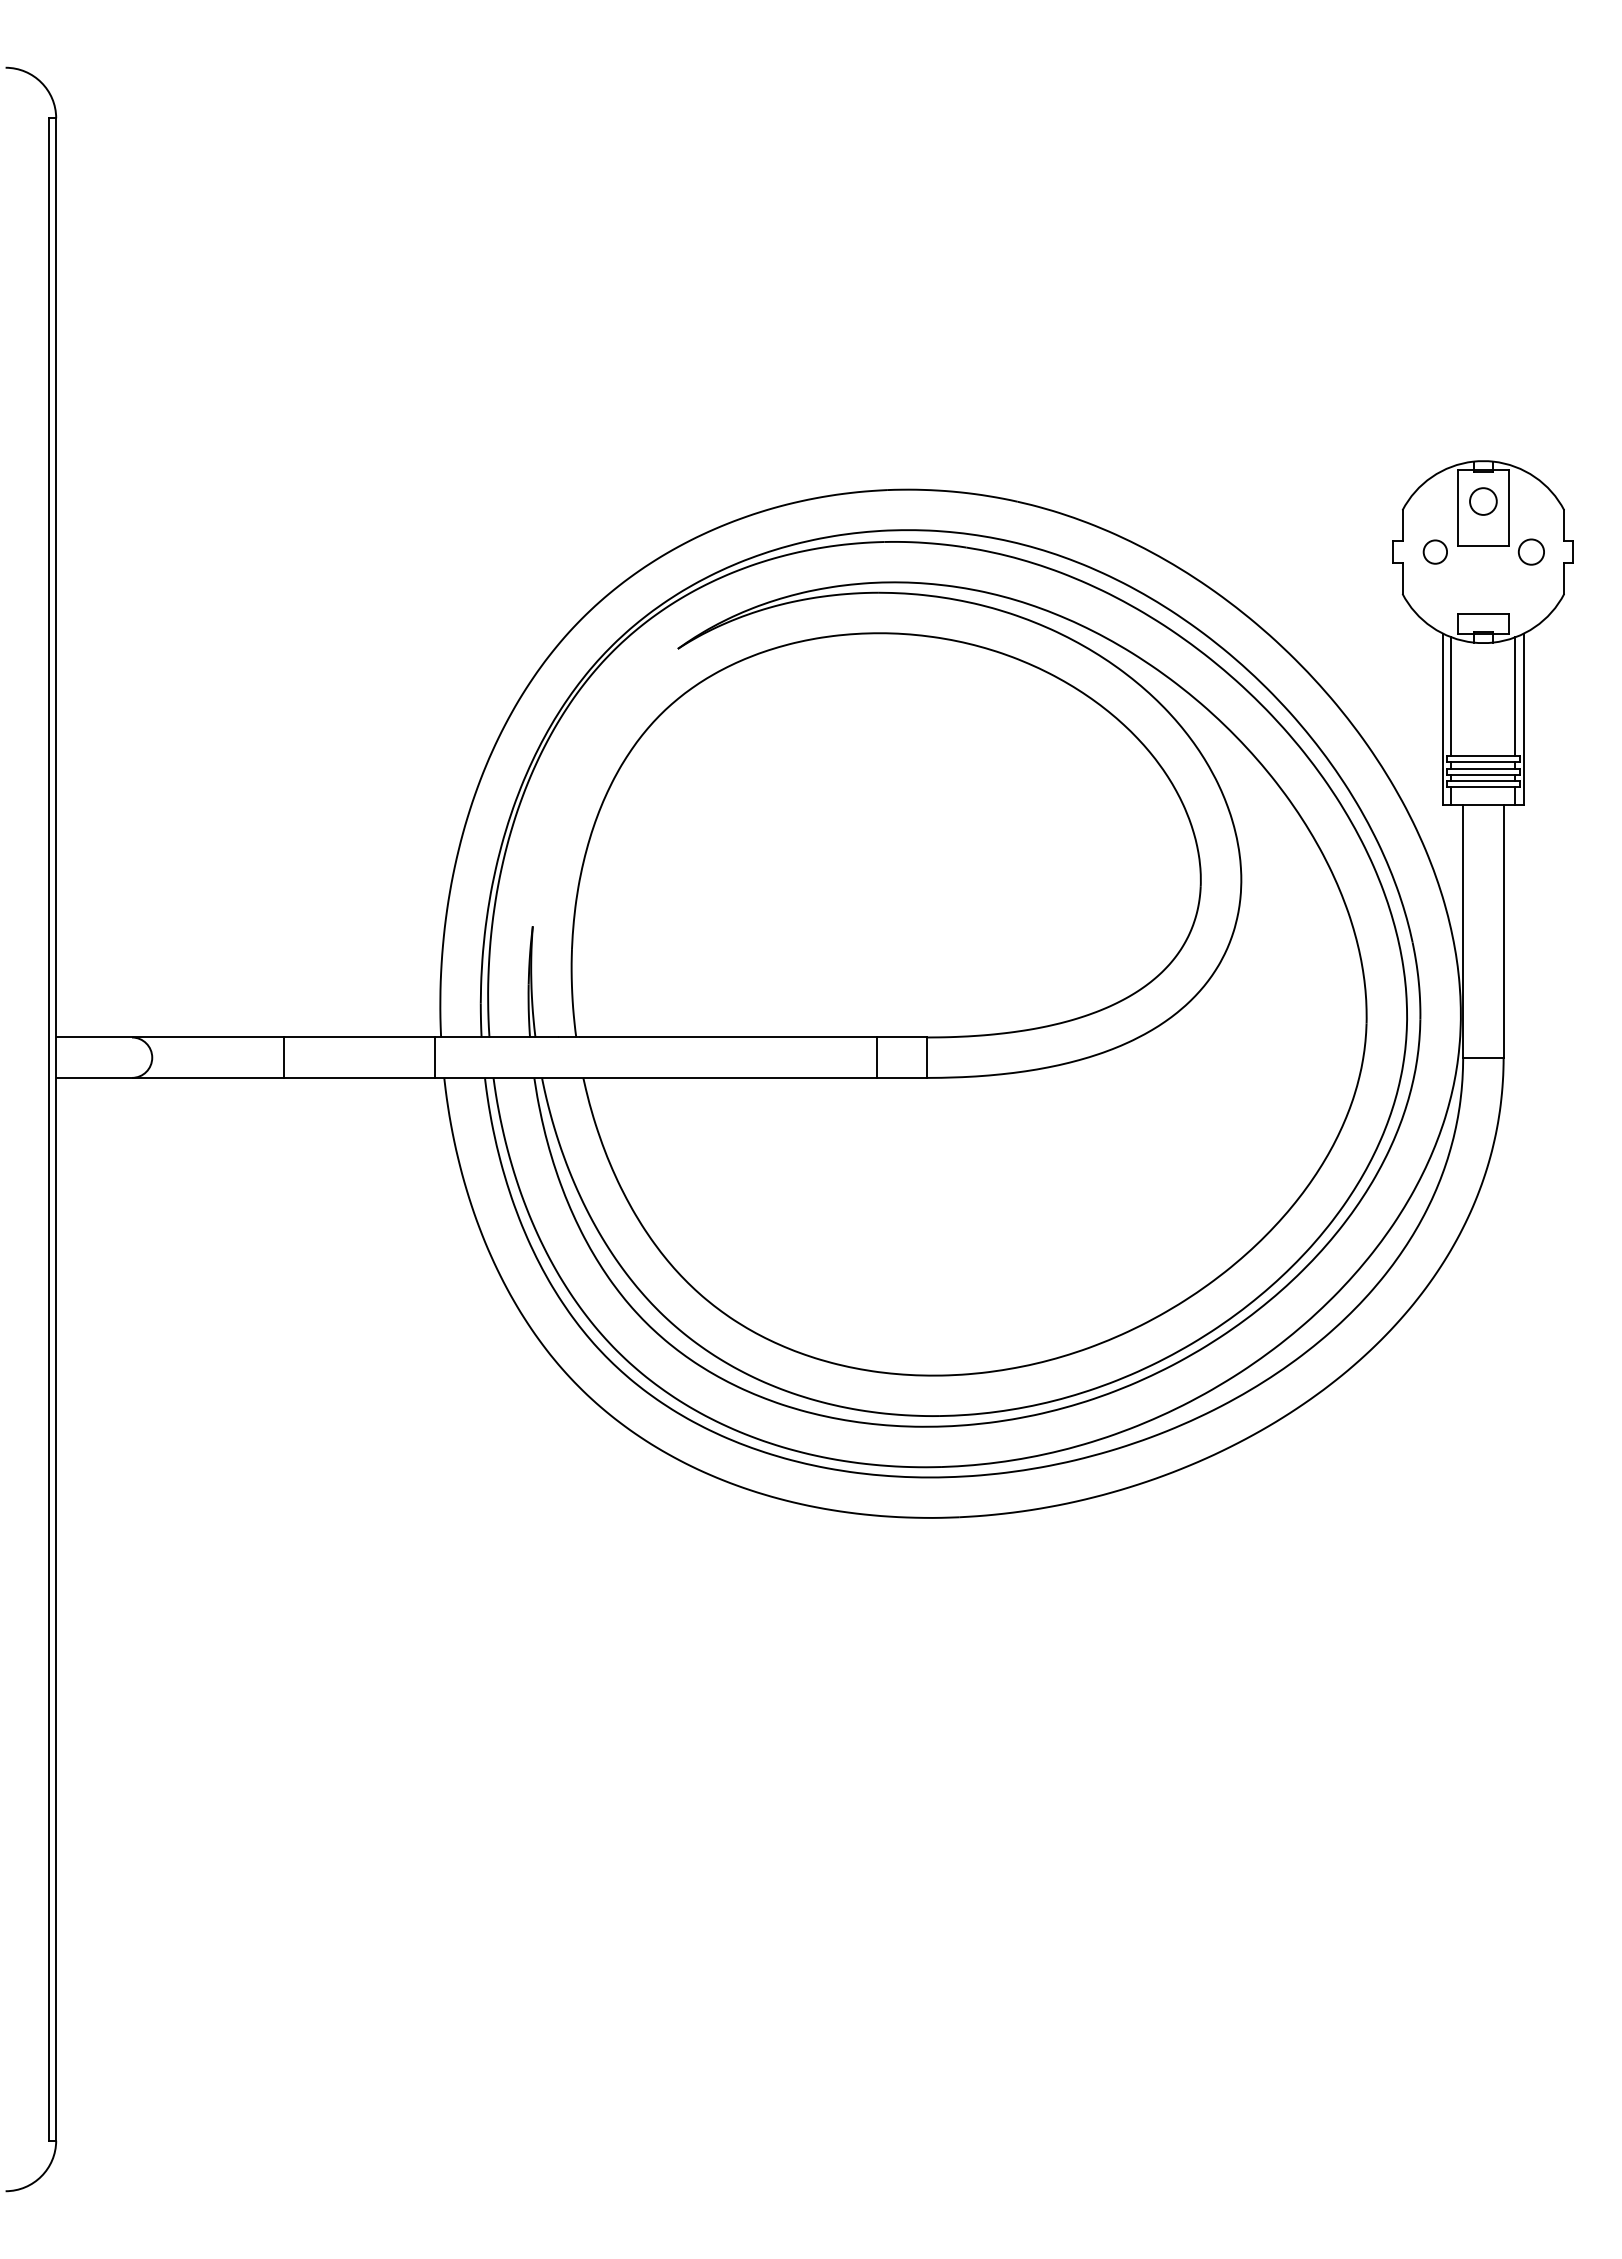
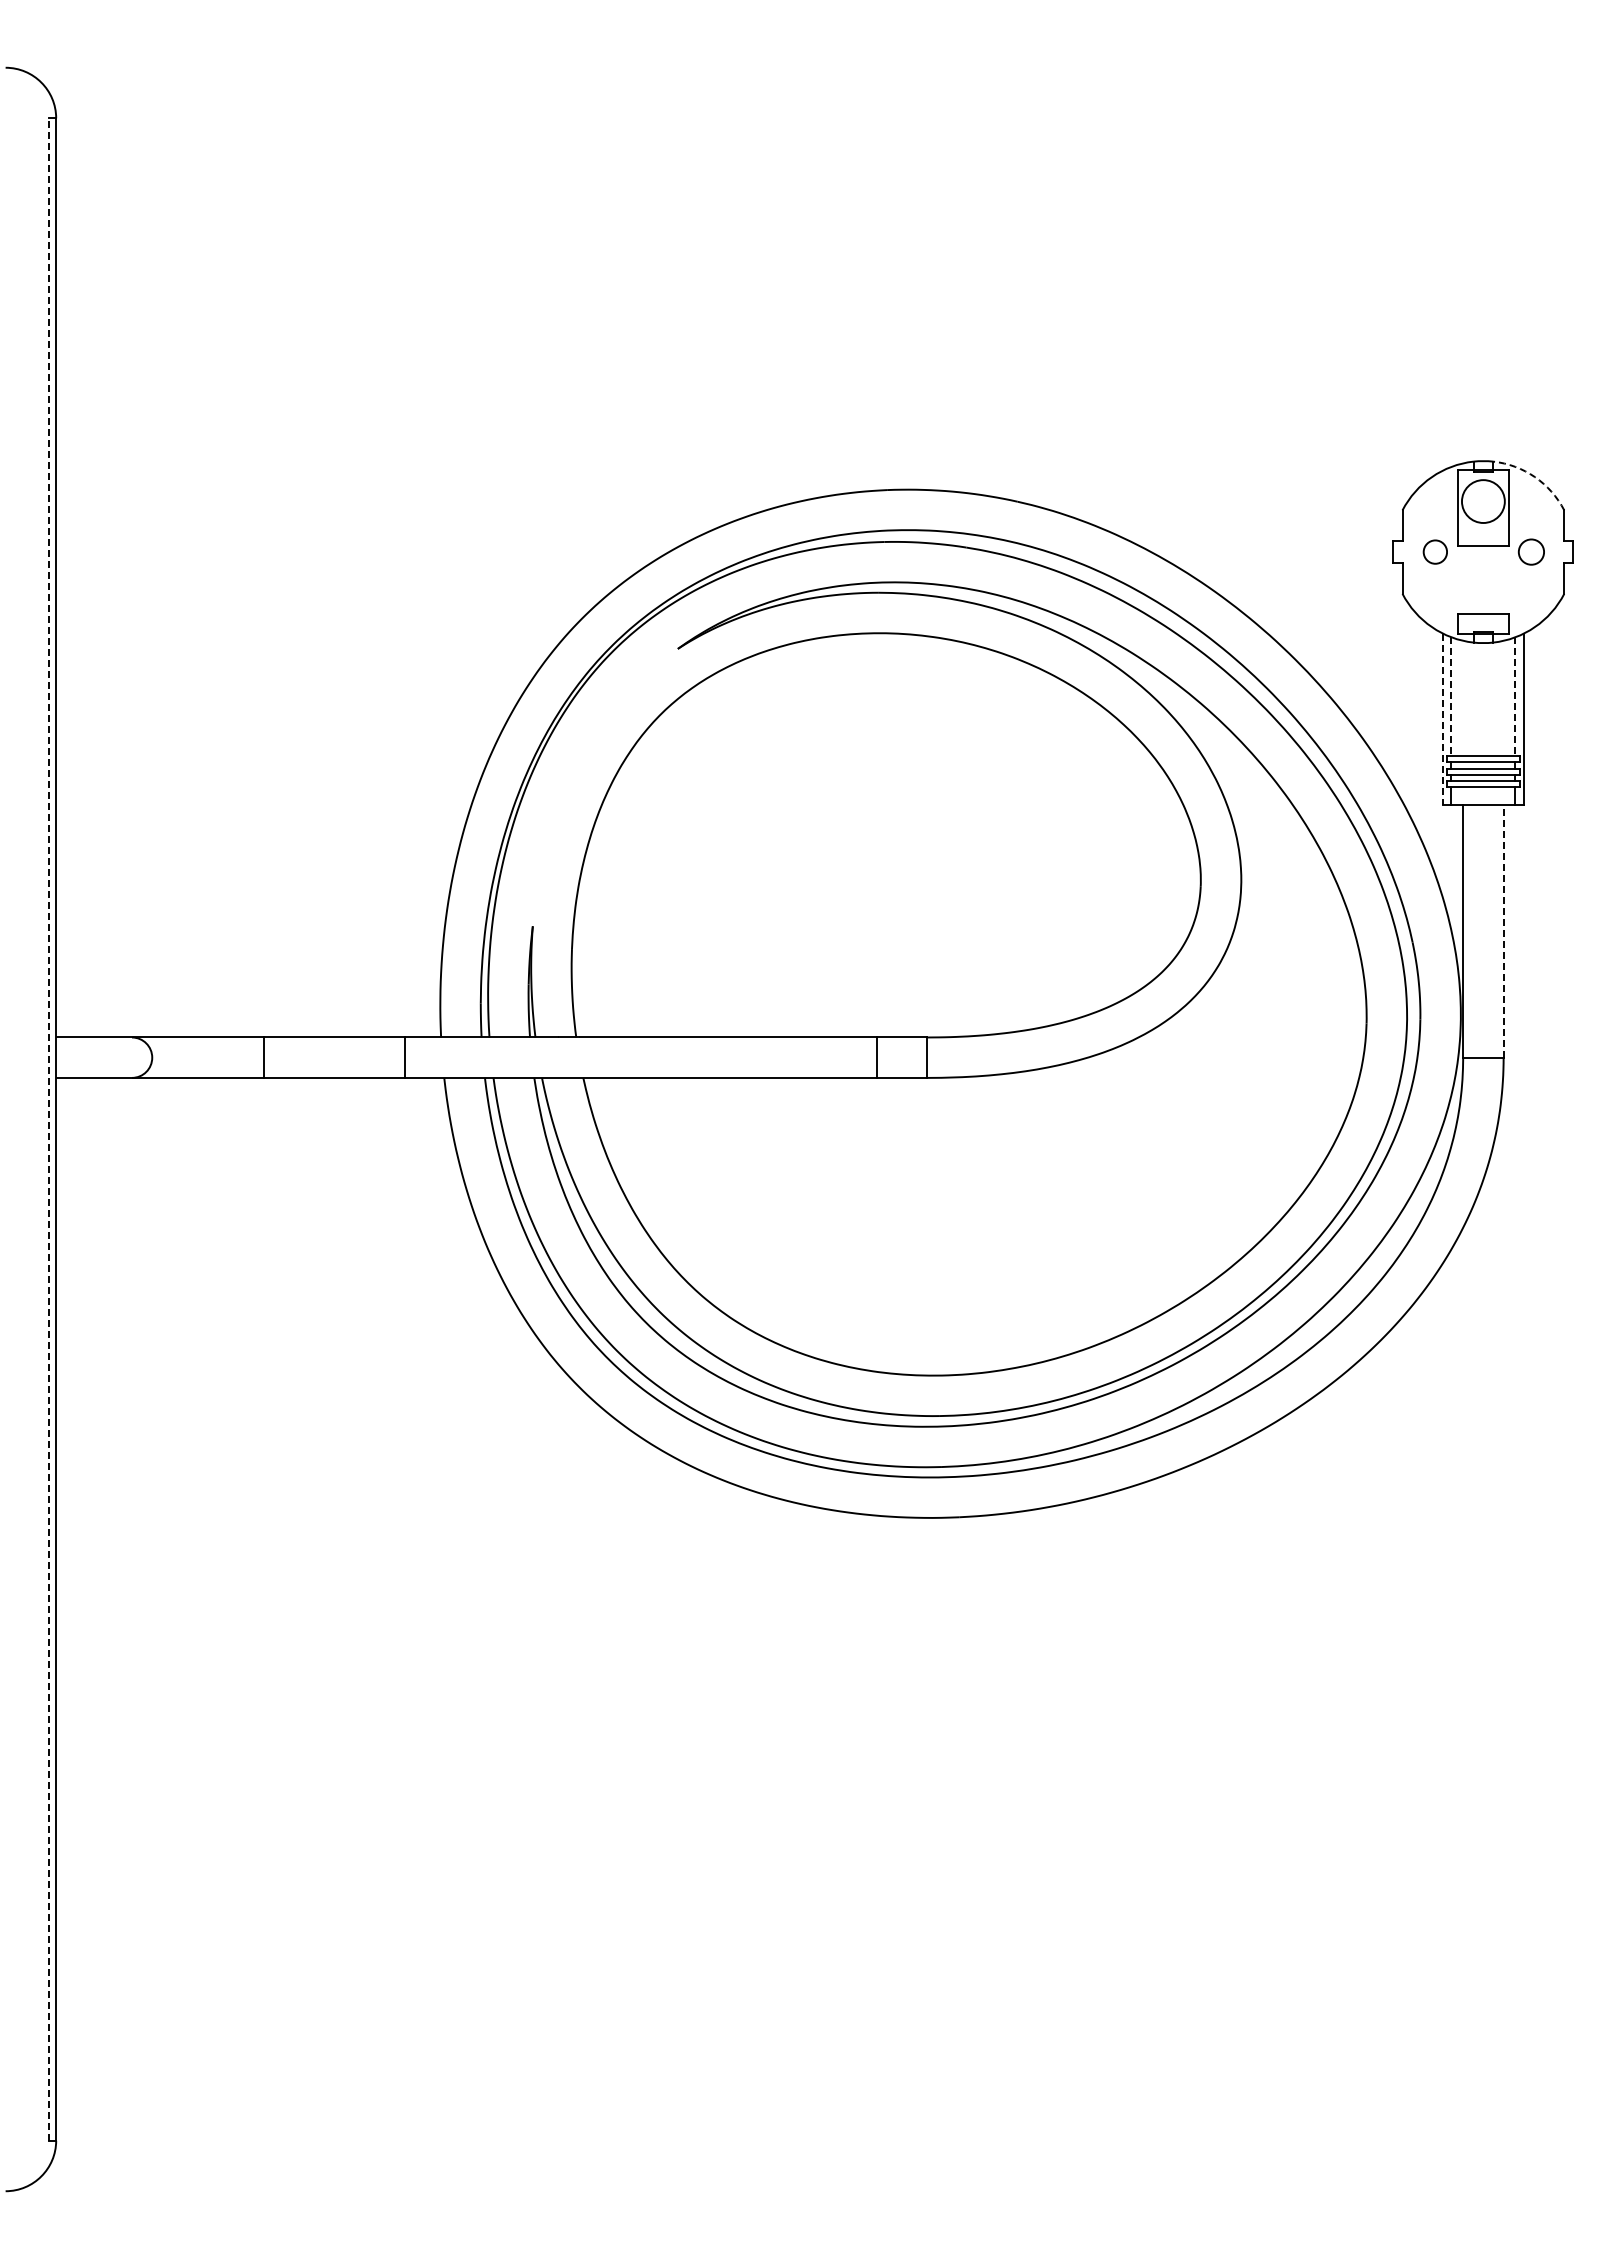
arc: solid -> dashed (1534, 477)
circle diameter: 27 px -> 43 px (1482, 501)
line: solid -> dashed (1451, 697)
line: solid -> dashed (1515, 697)
line: solid -> dashed (1442, 719)
line: solid -> dashed (1503, 930)
line position: (283, 1057) -> (263, 1057) (263, 1057)
line position: (435, 1057) -> (405, 1057) (405, 1057)
line: solid -> dashed (48, 1129)
